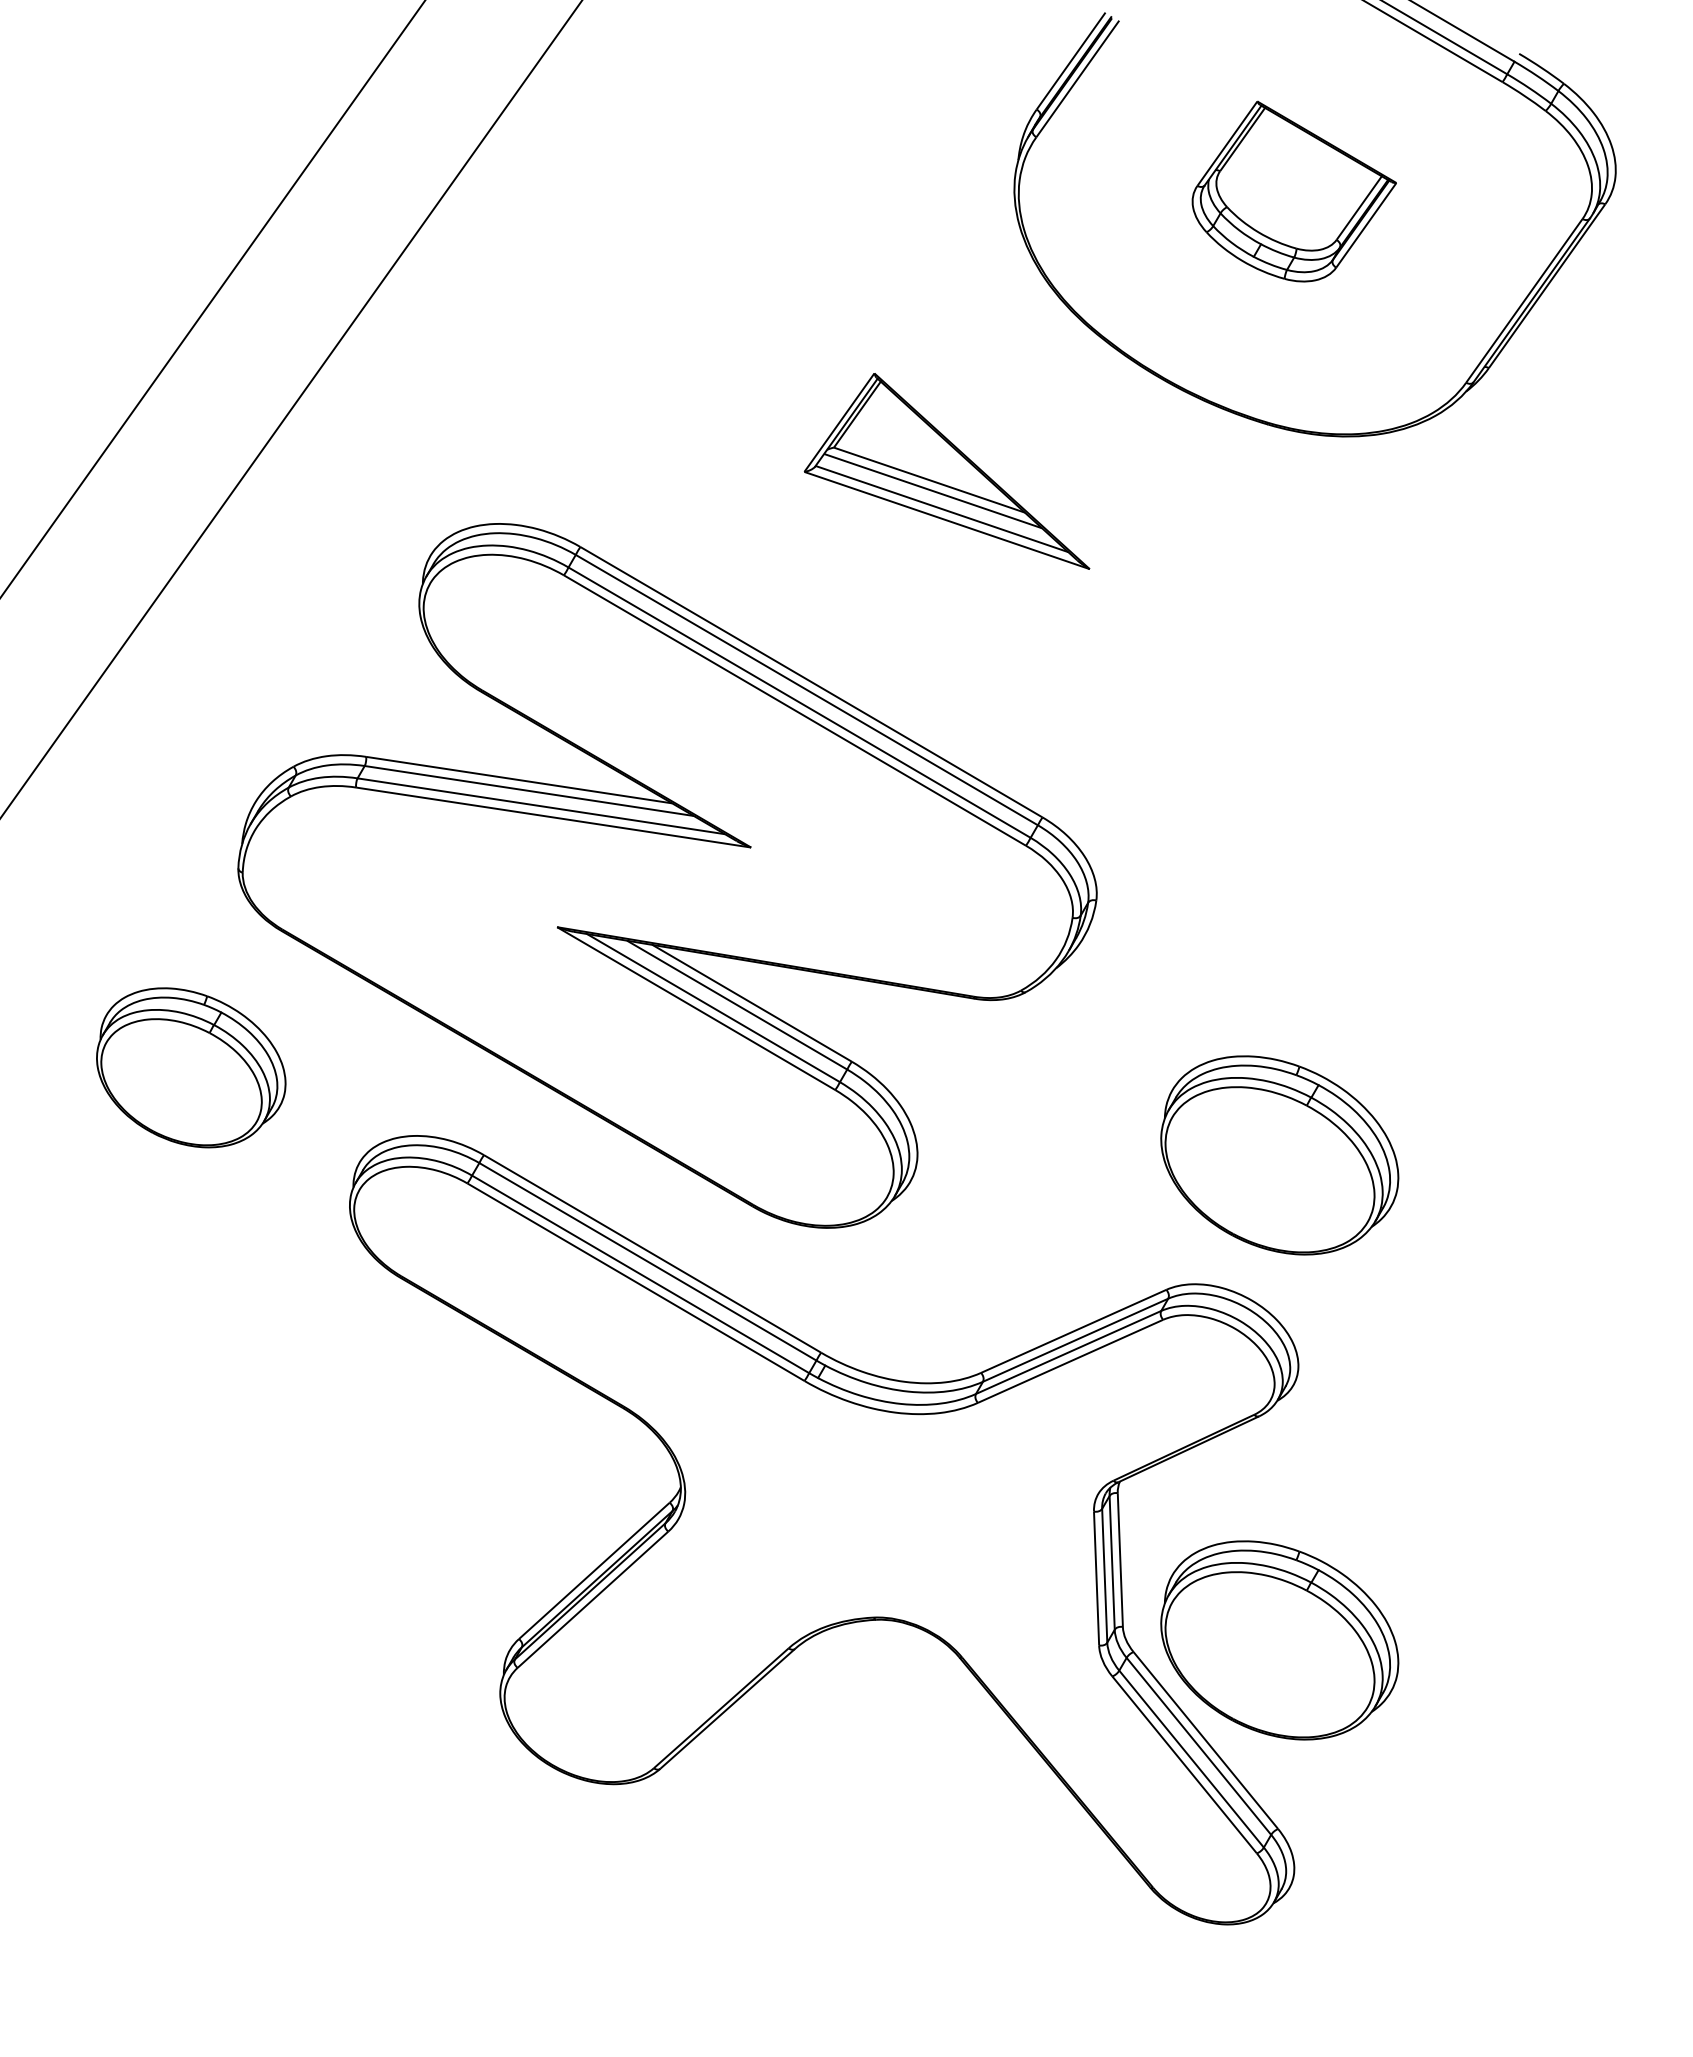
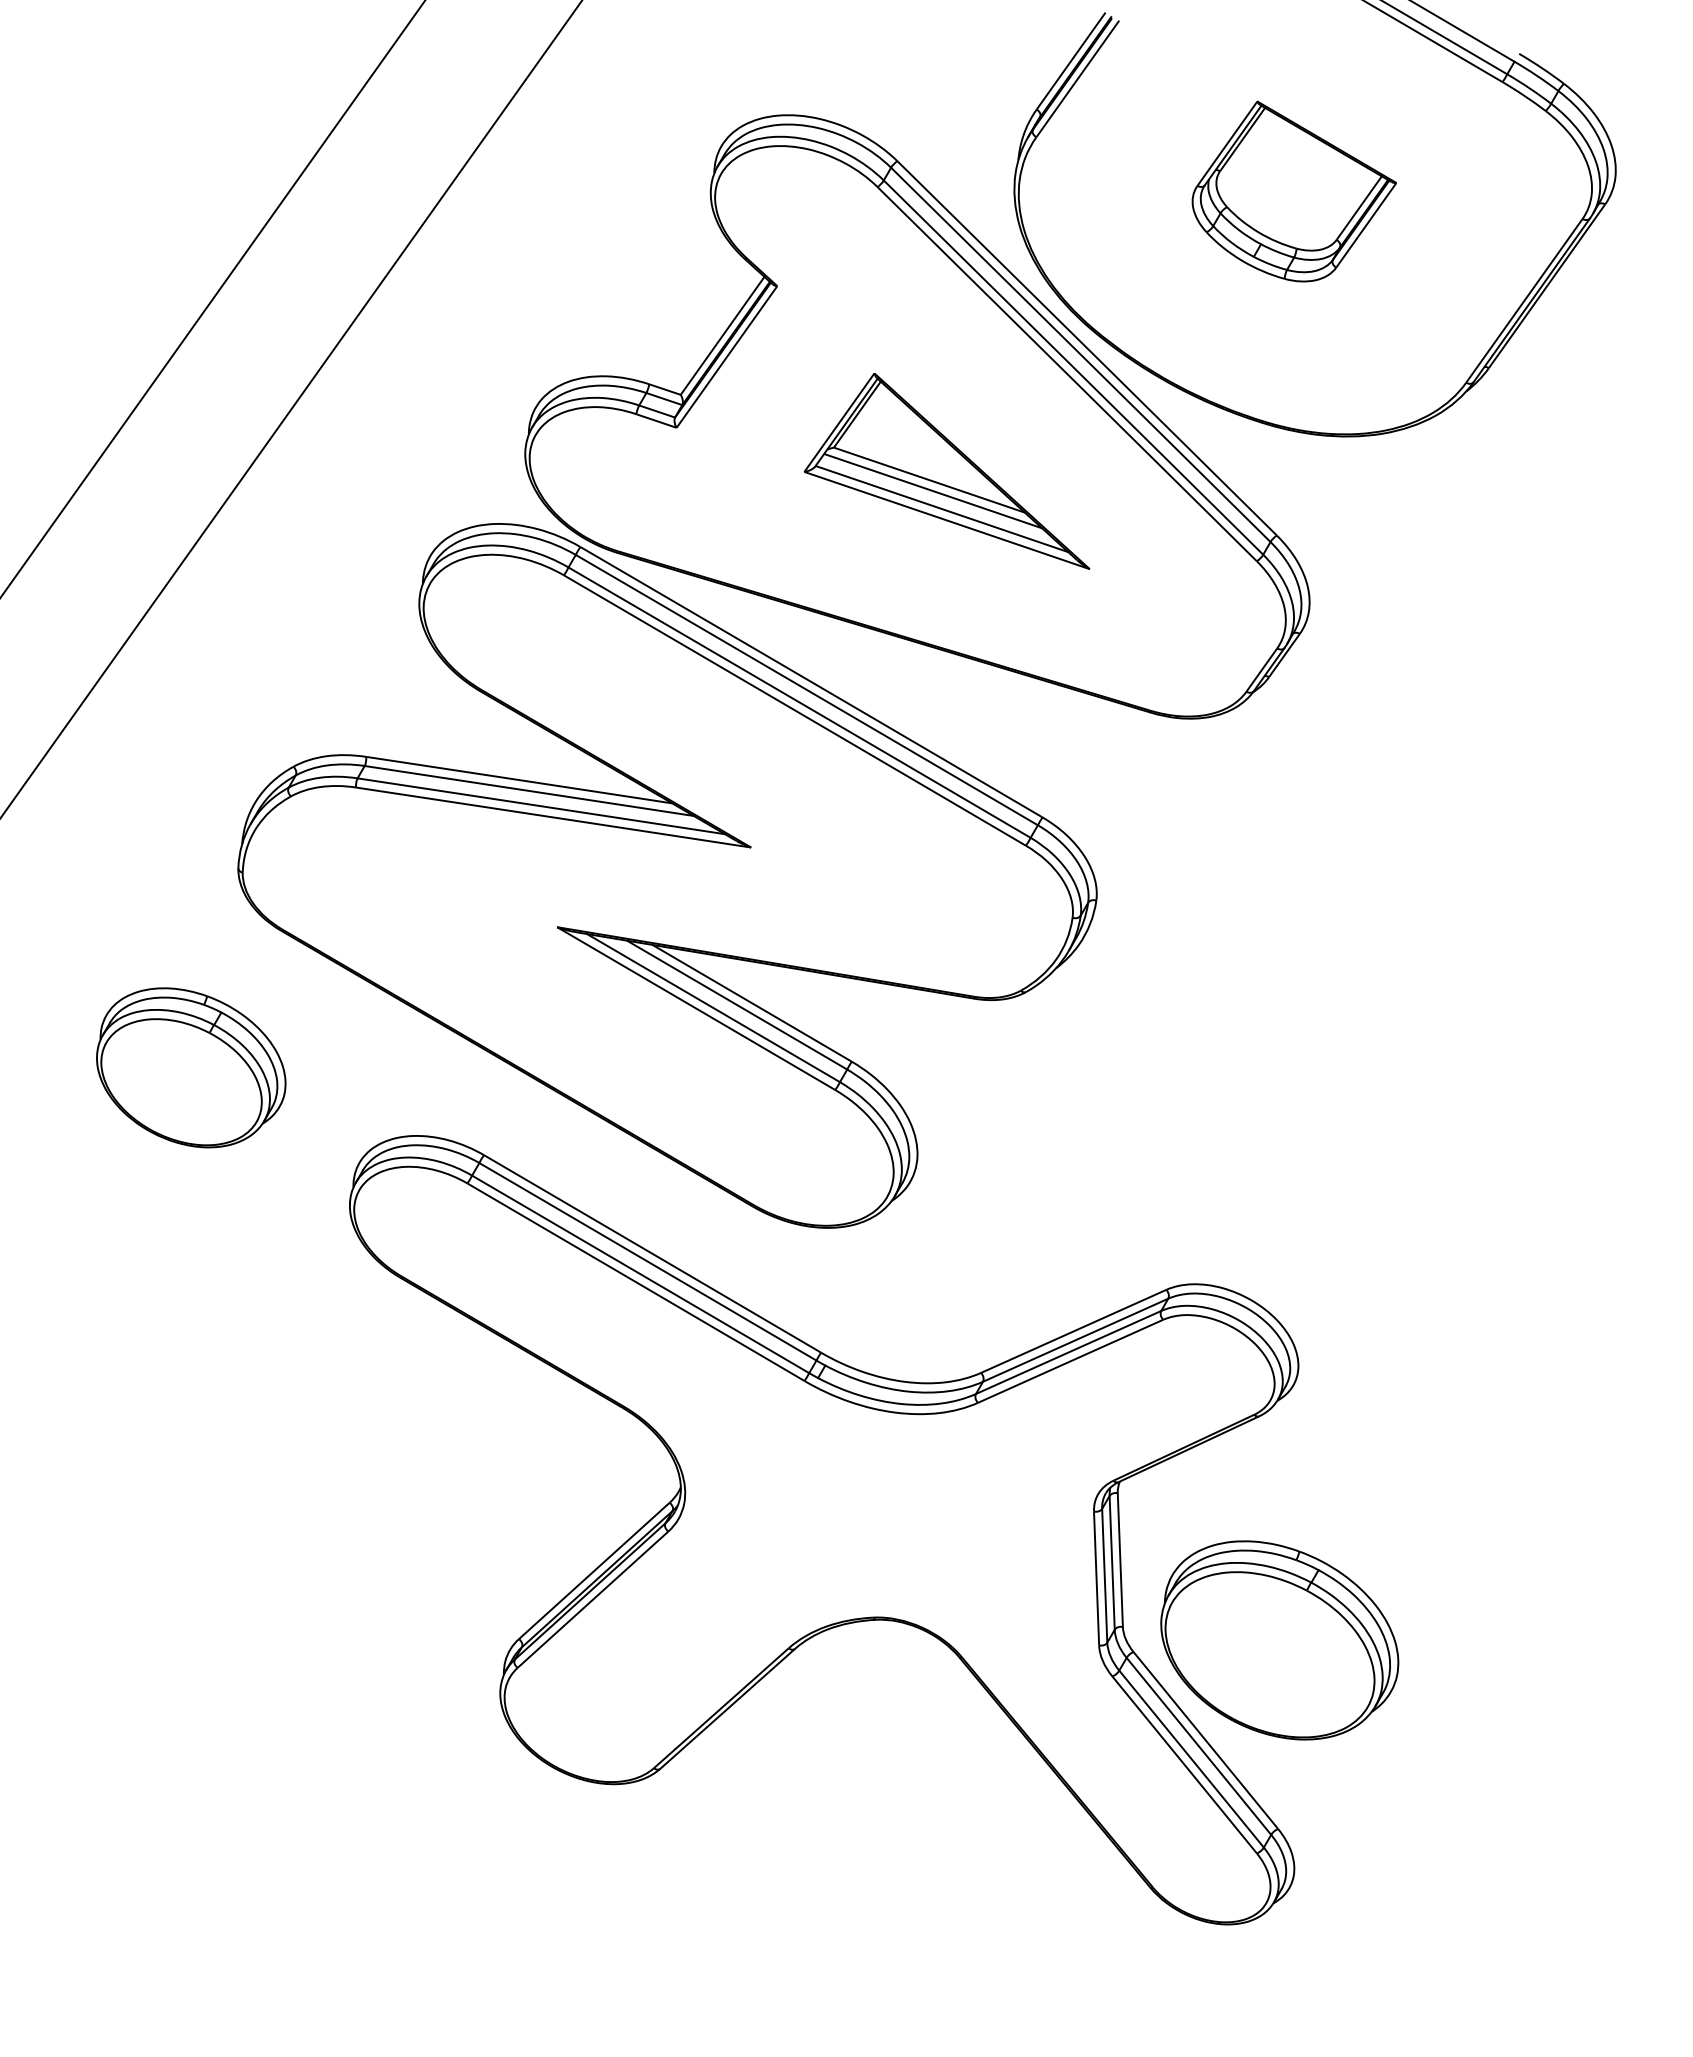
part: none -> present (917, 416)
part: present -> none (1279, 1155)
